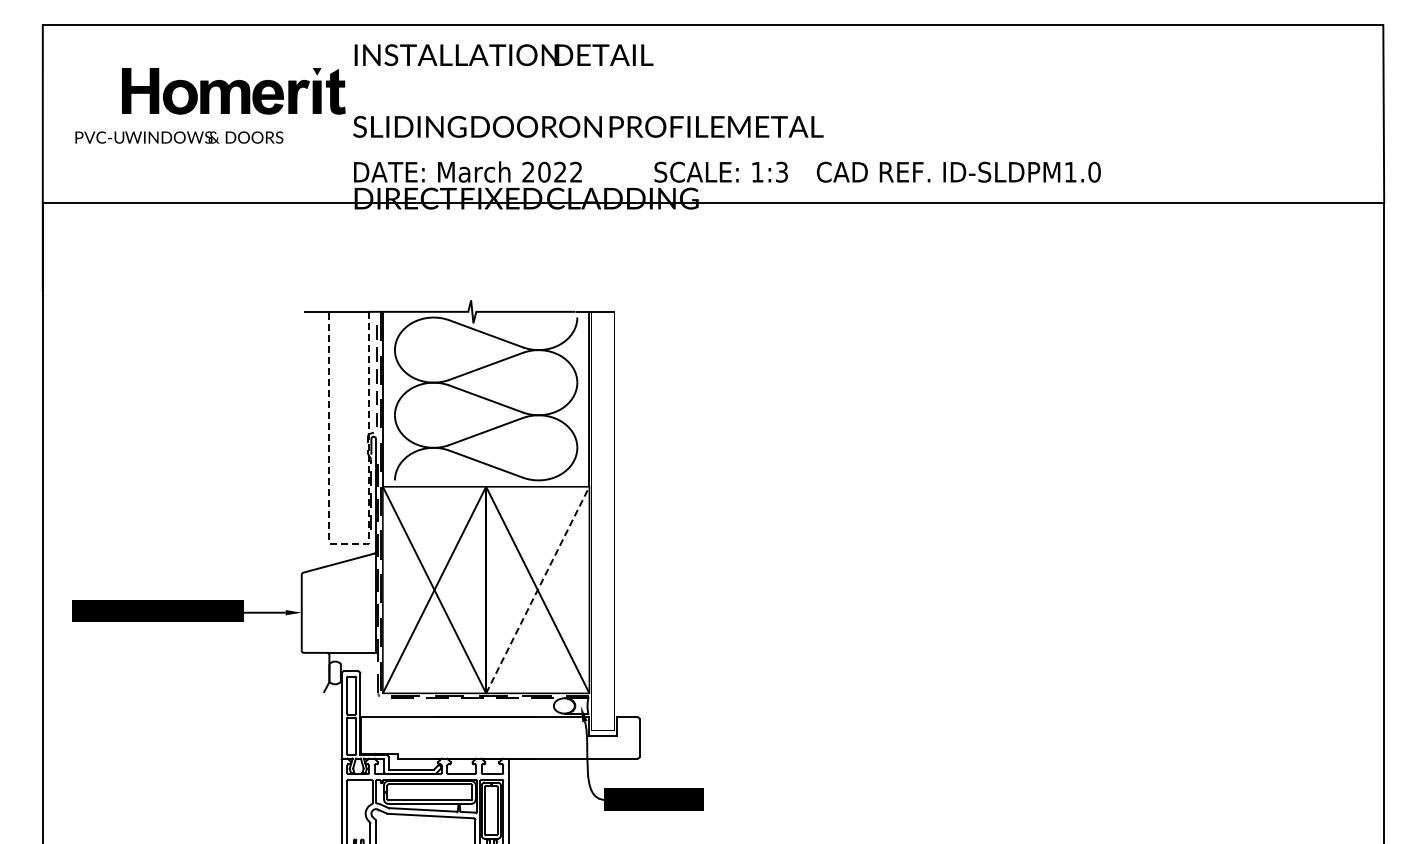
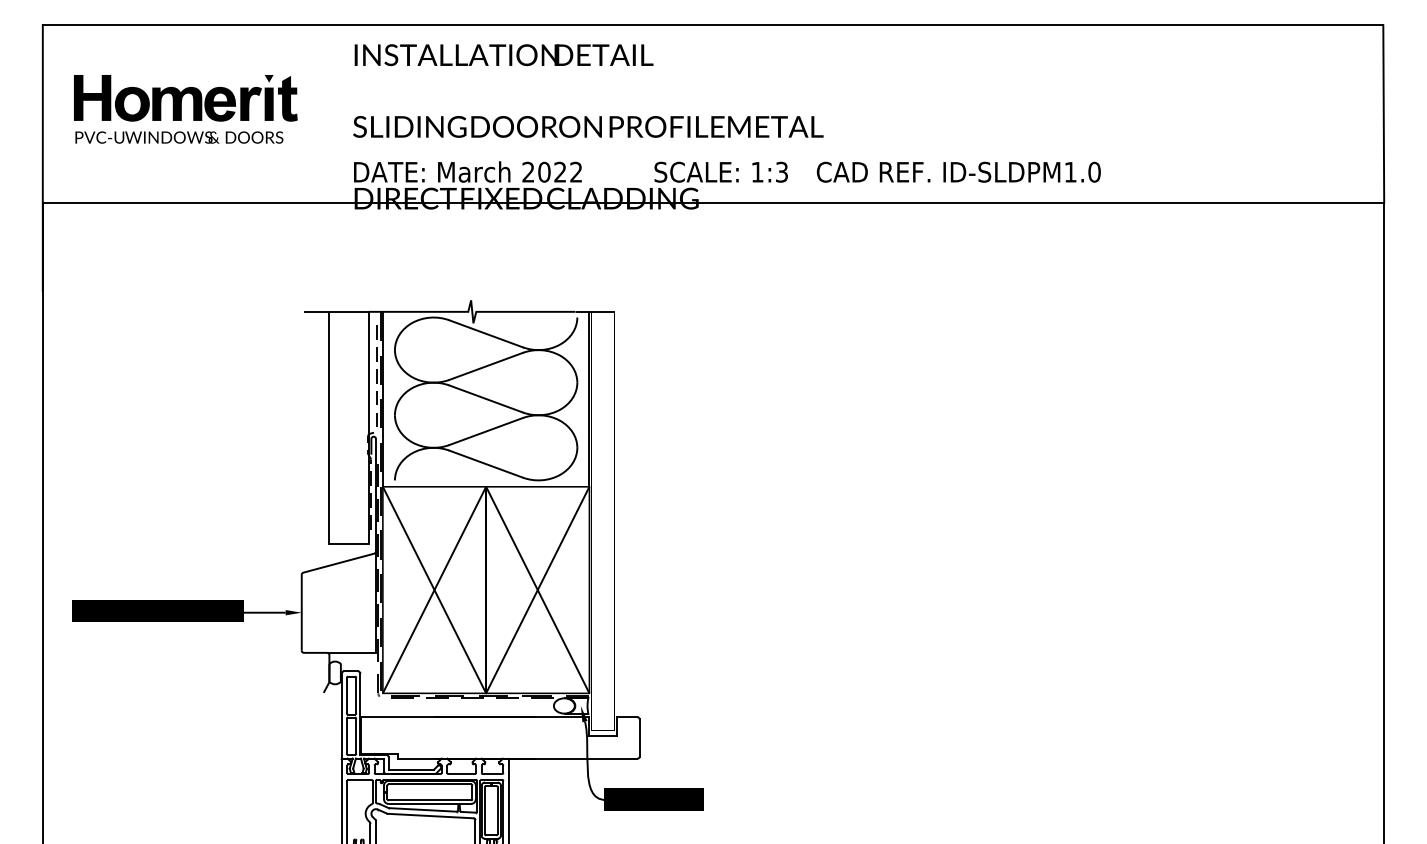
part position: (233, 91) -> (185, 98) (185, 98)
line: dashed -> solid (348, 543)
line: dashed -> solid (538, 589)
